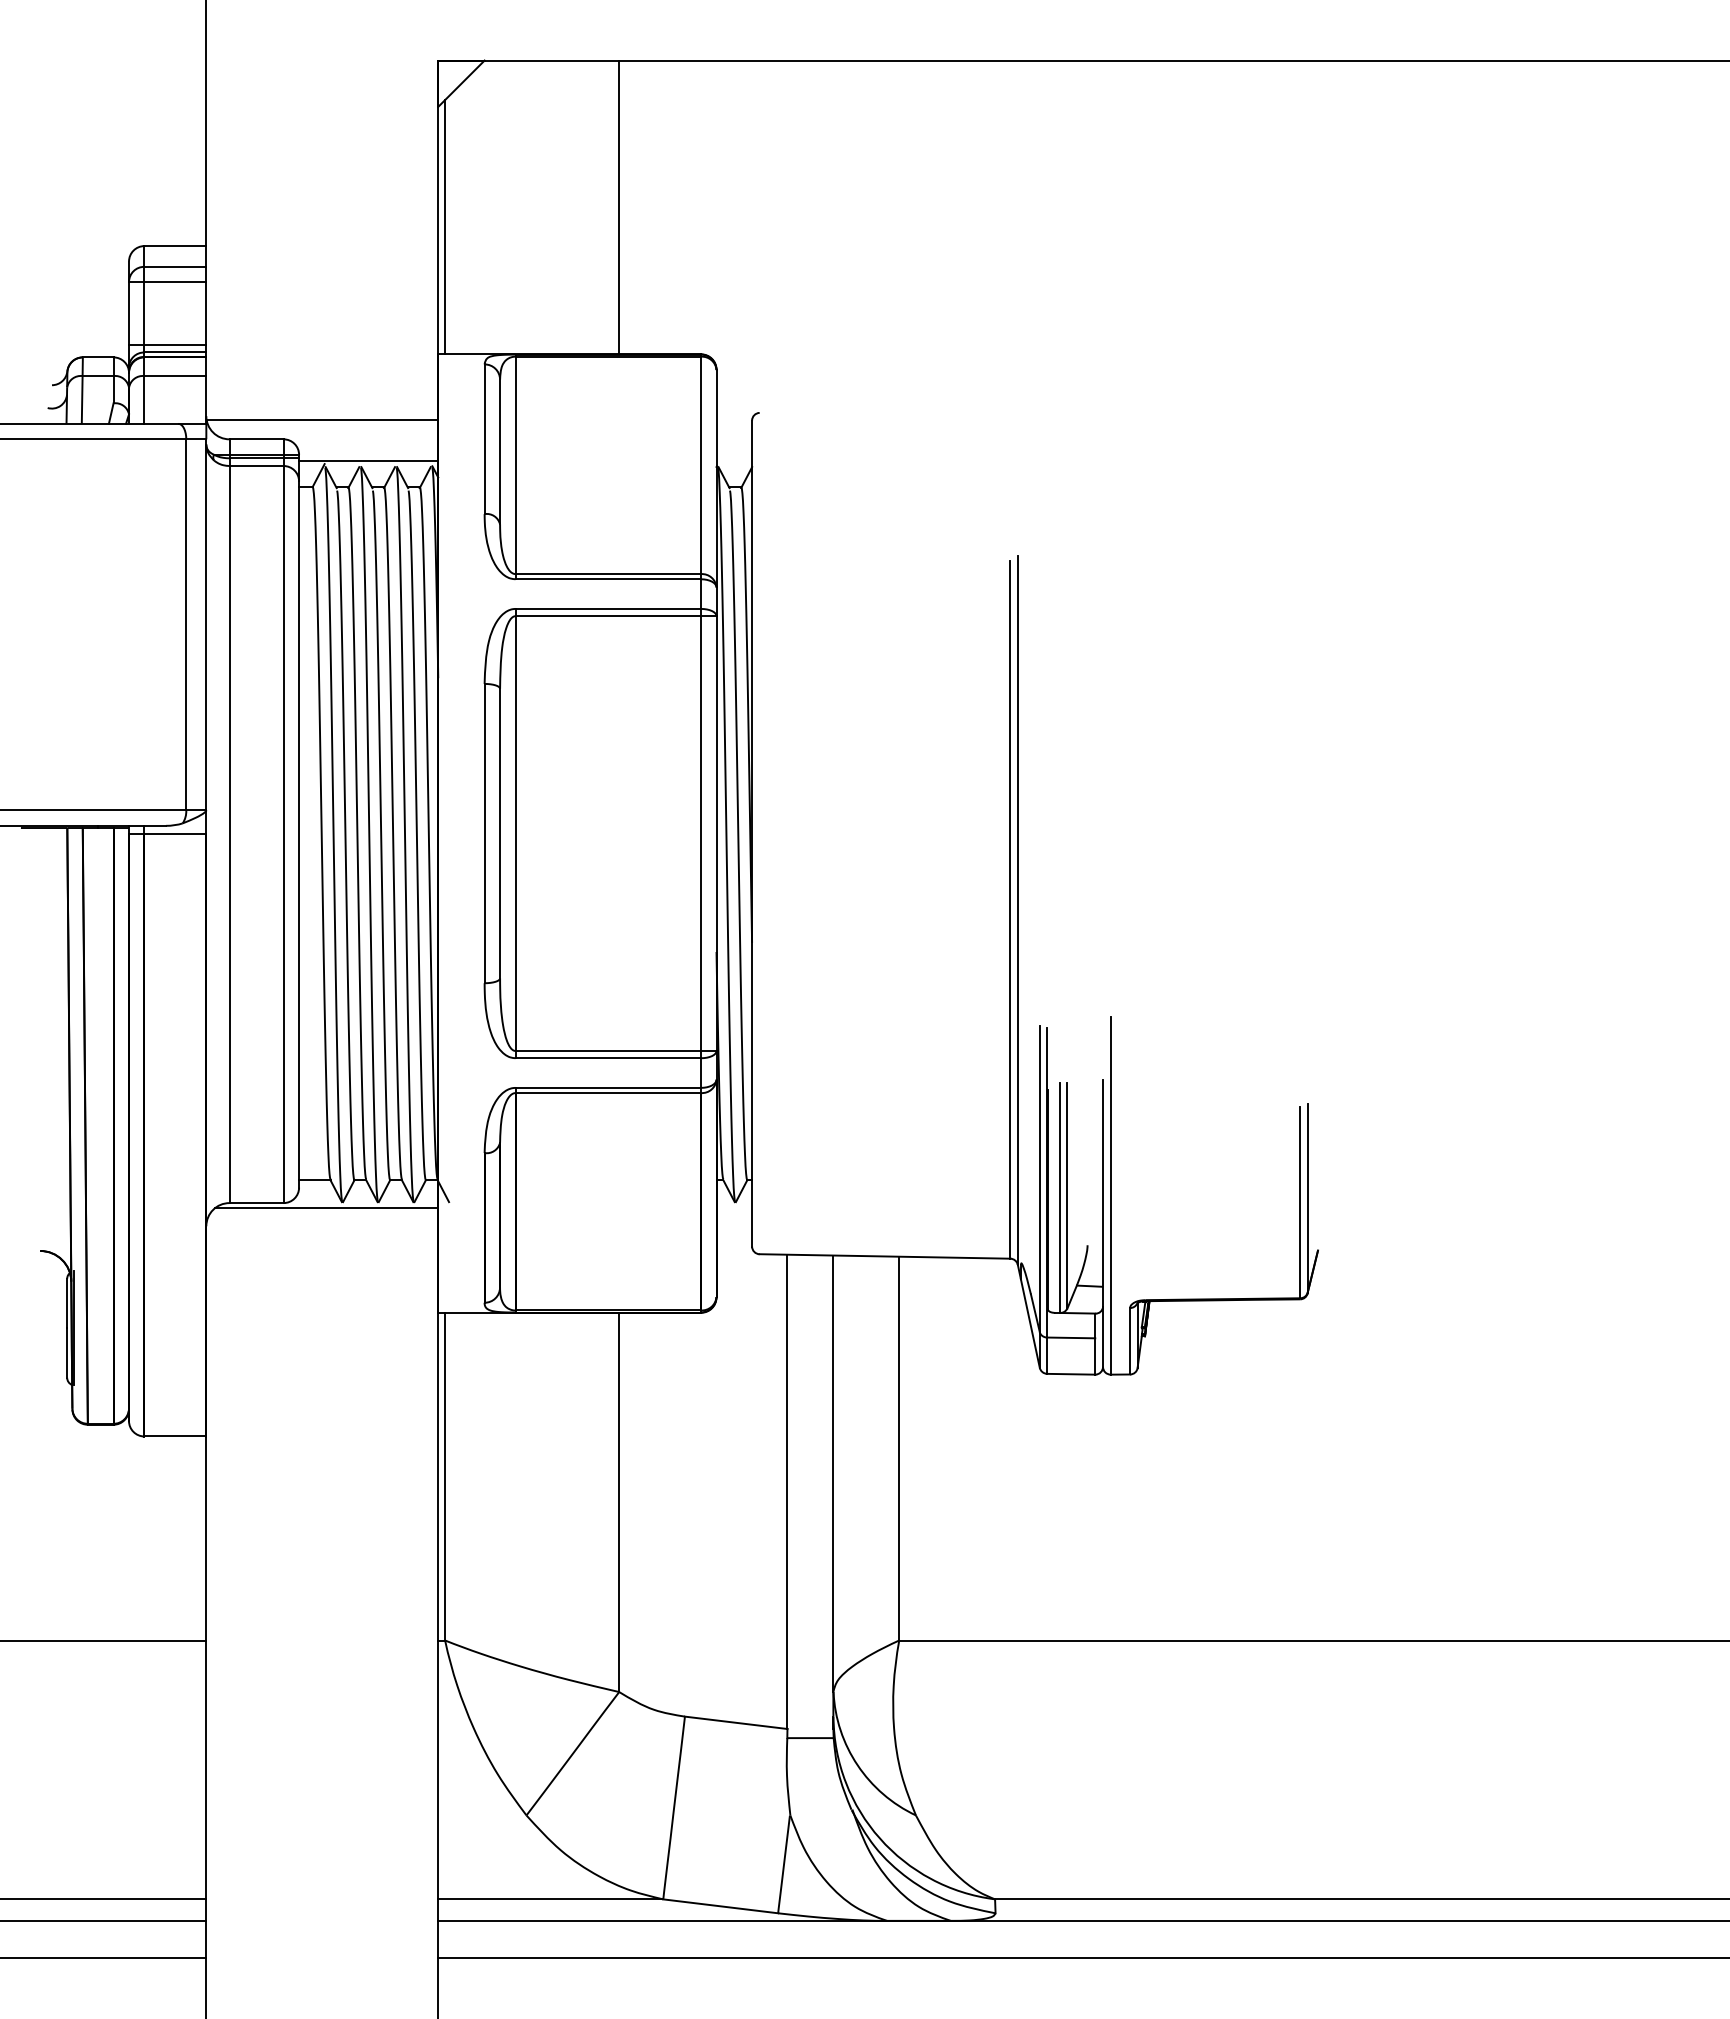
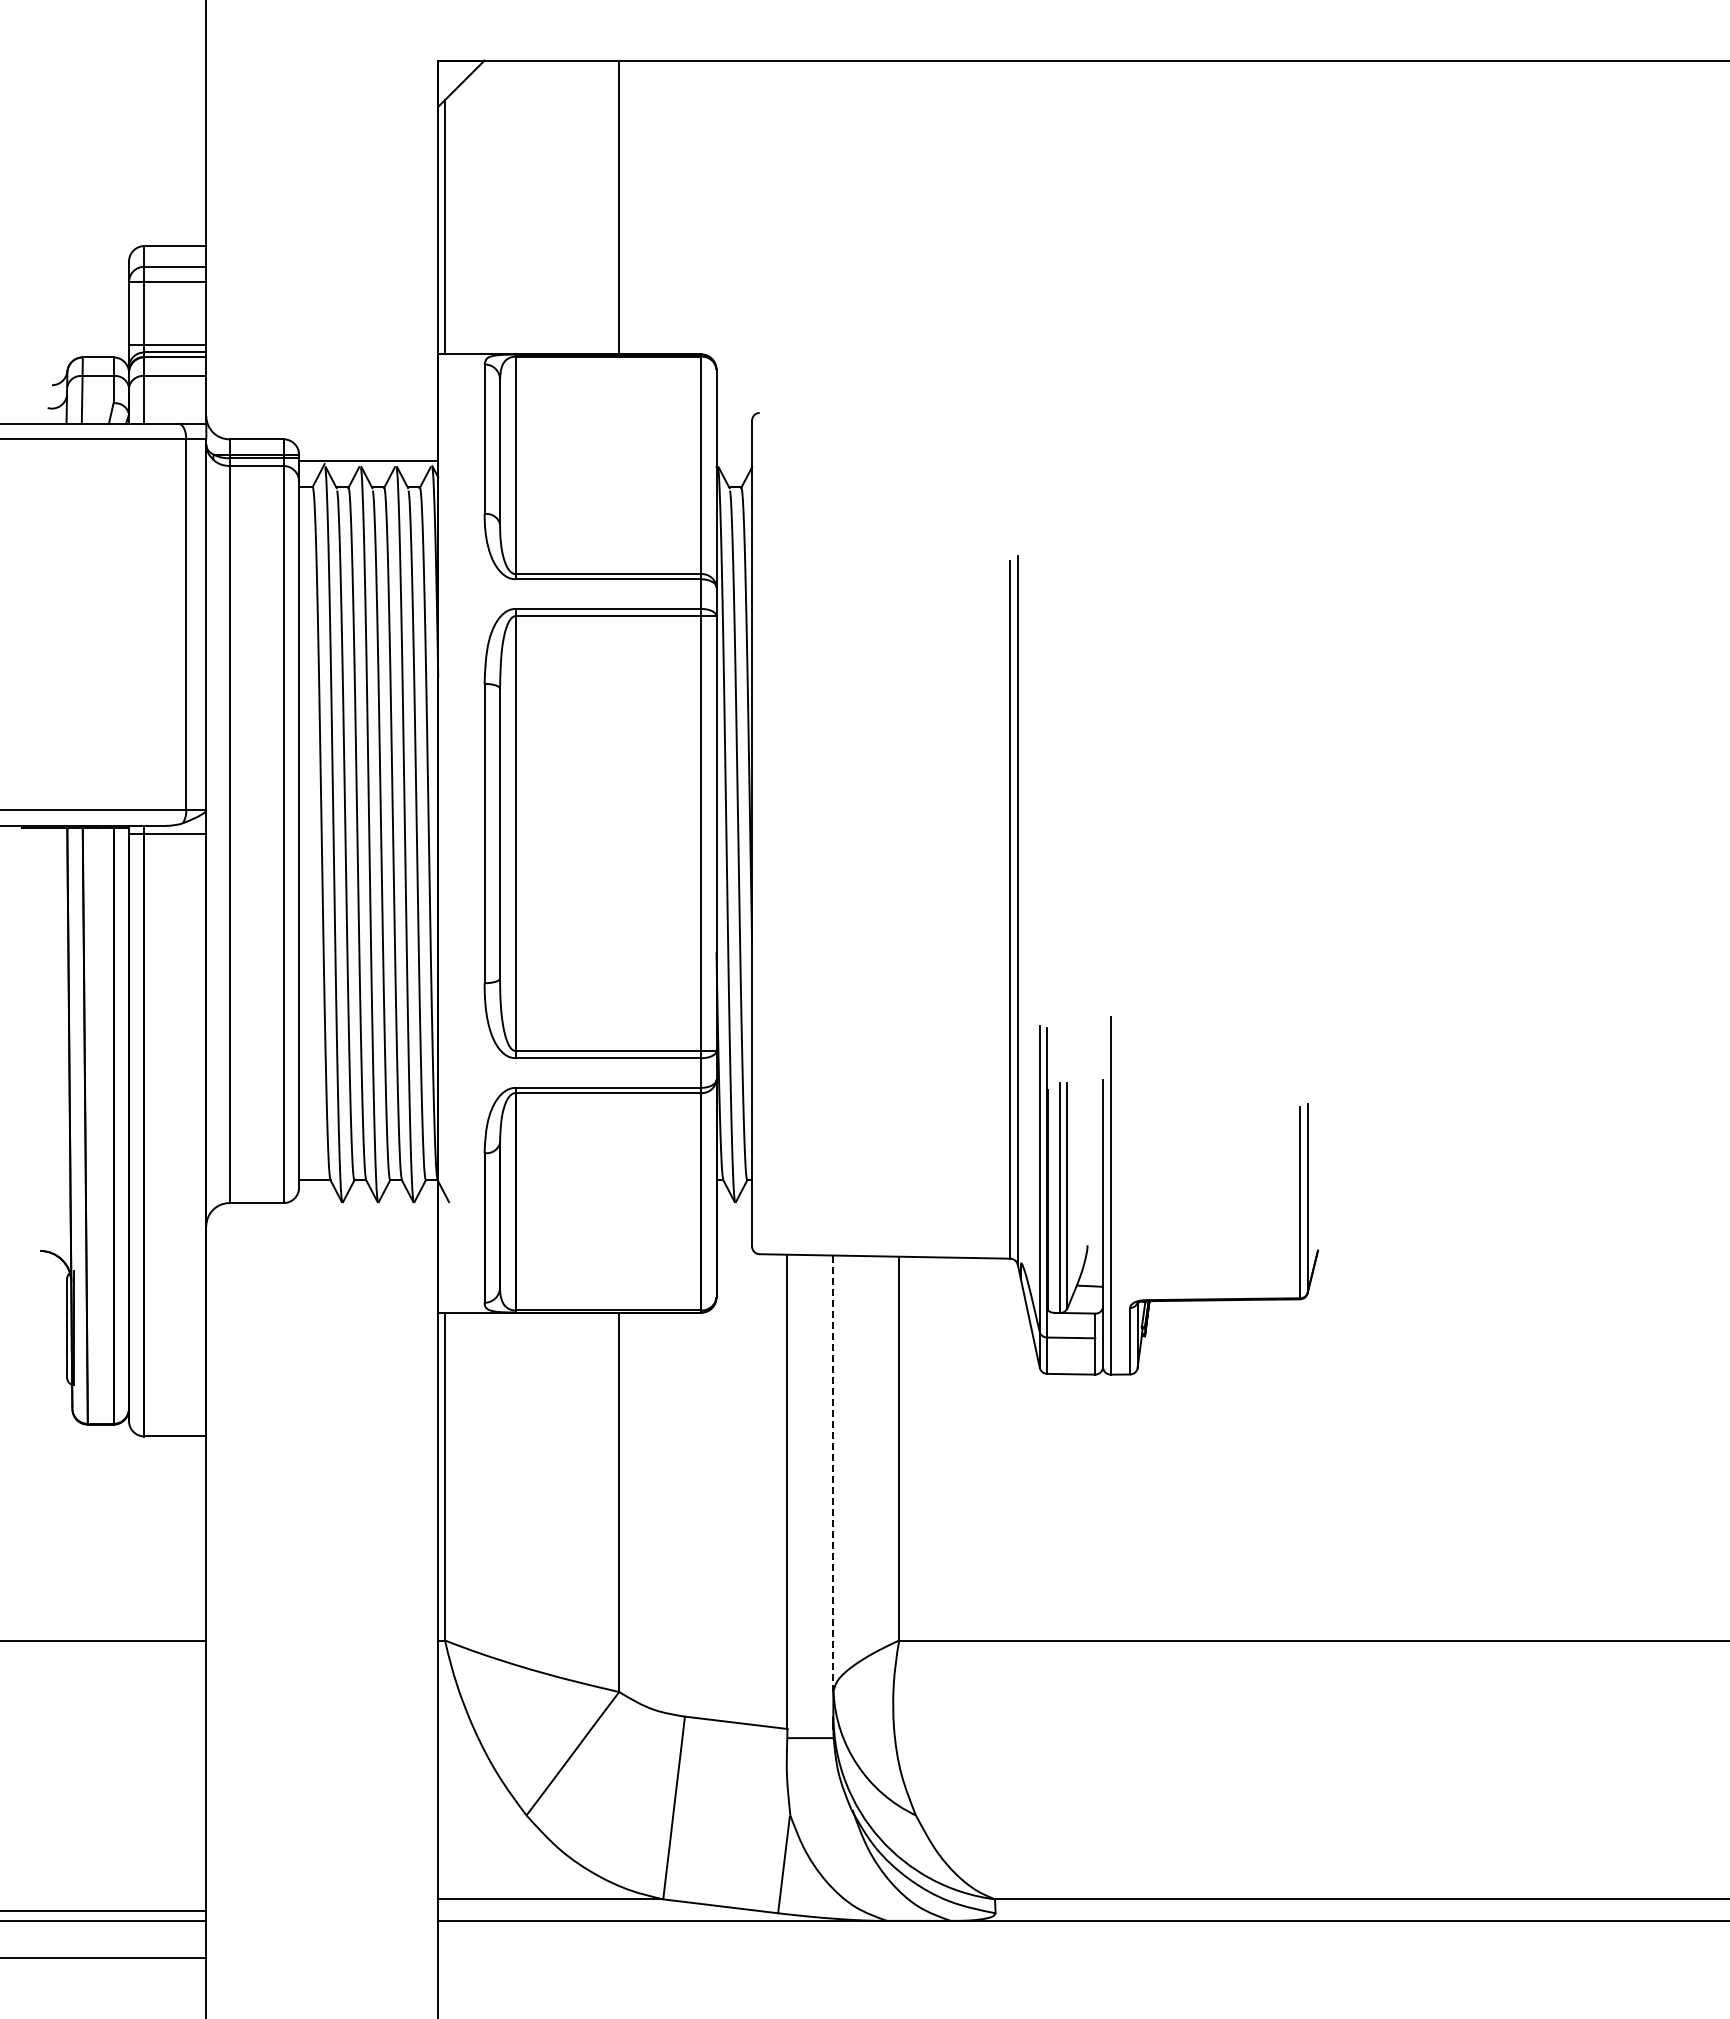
line: present -> none (322, 420)
line: present -> none (326, 1208)
line: solid -> dashed (833, 1474)
line position: (104, 1899) -> (104, 1911) (104, 1911)
line: present -> none (1082, 1958)
